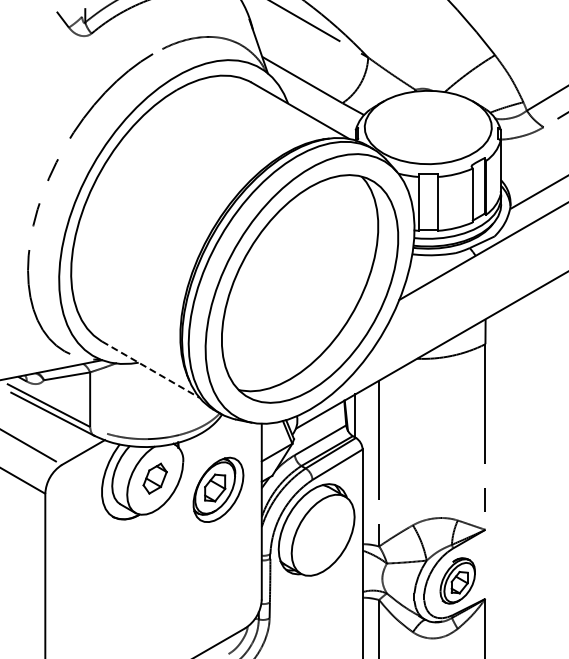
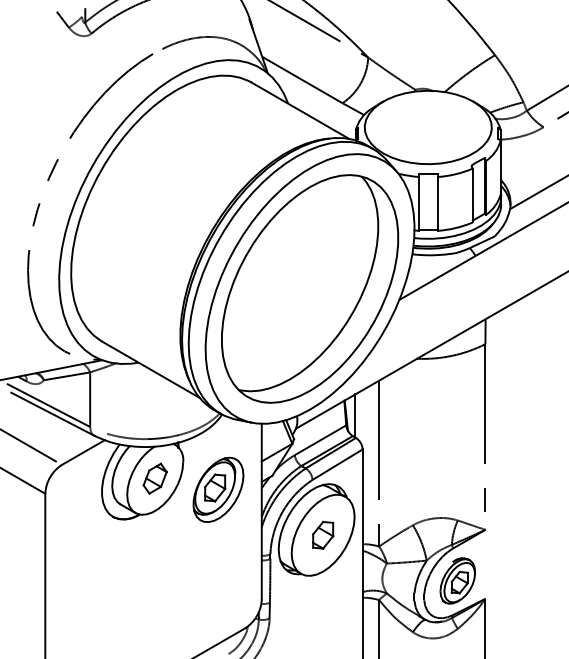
line: dashed -> solid (151, 369)
part: none -> present (323, 535)
